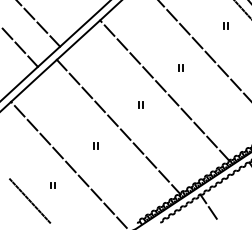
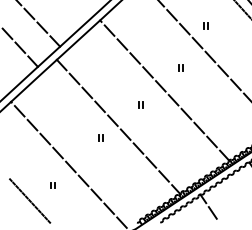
part position: (225, 25) -> (205, 25) (205, 25)
part position: (95, 145) -> (100, 137) (100, 137)
